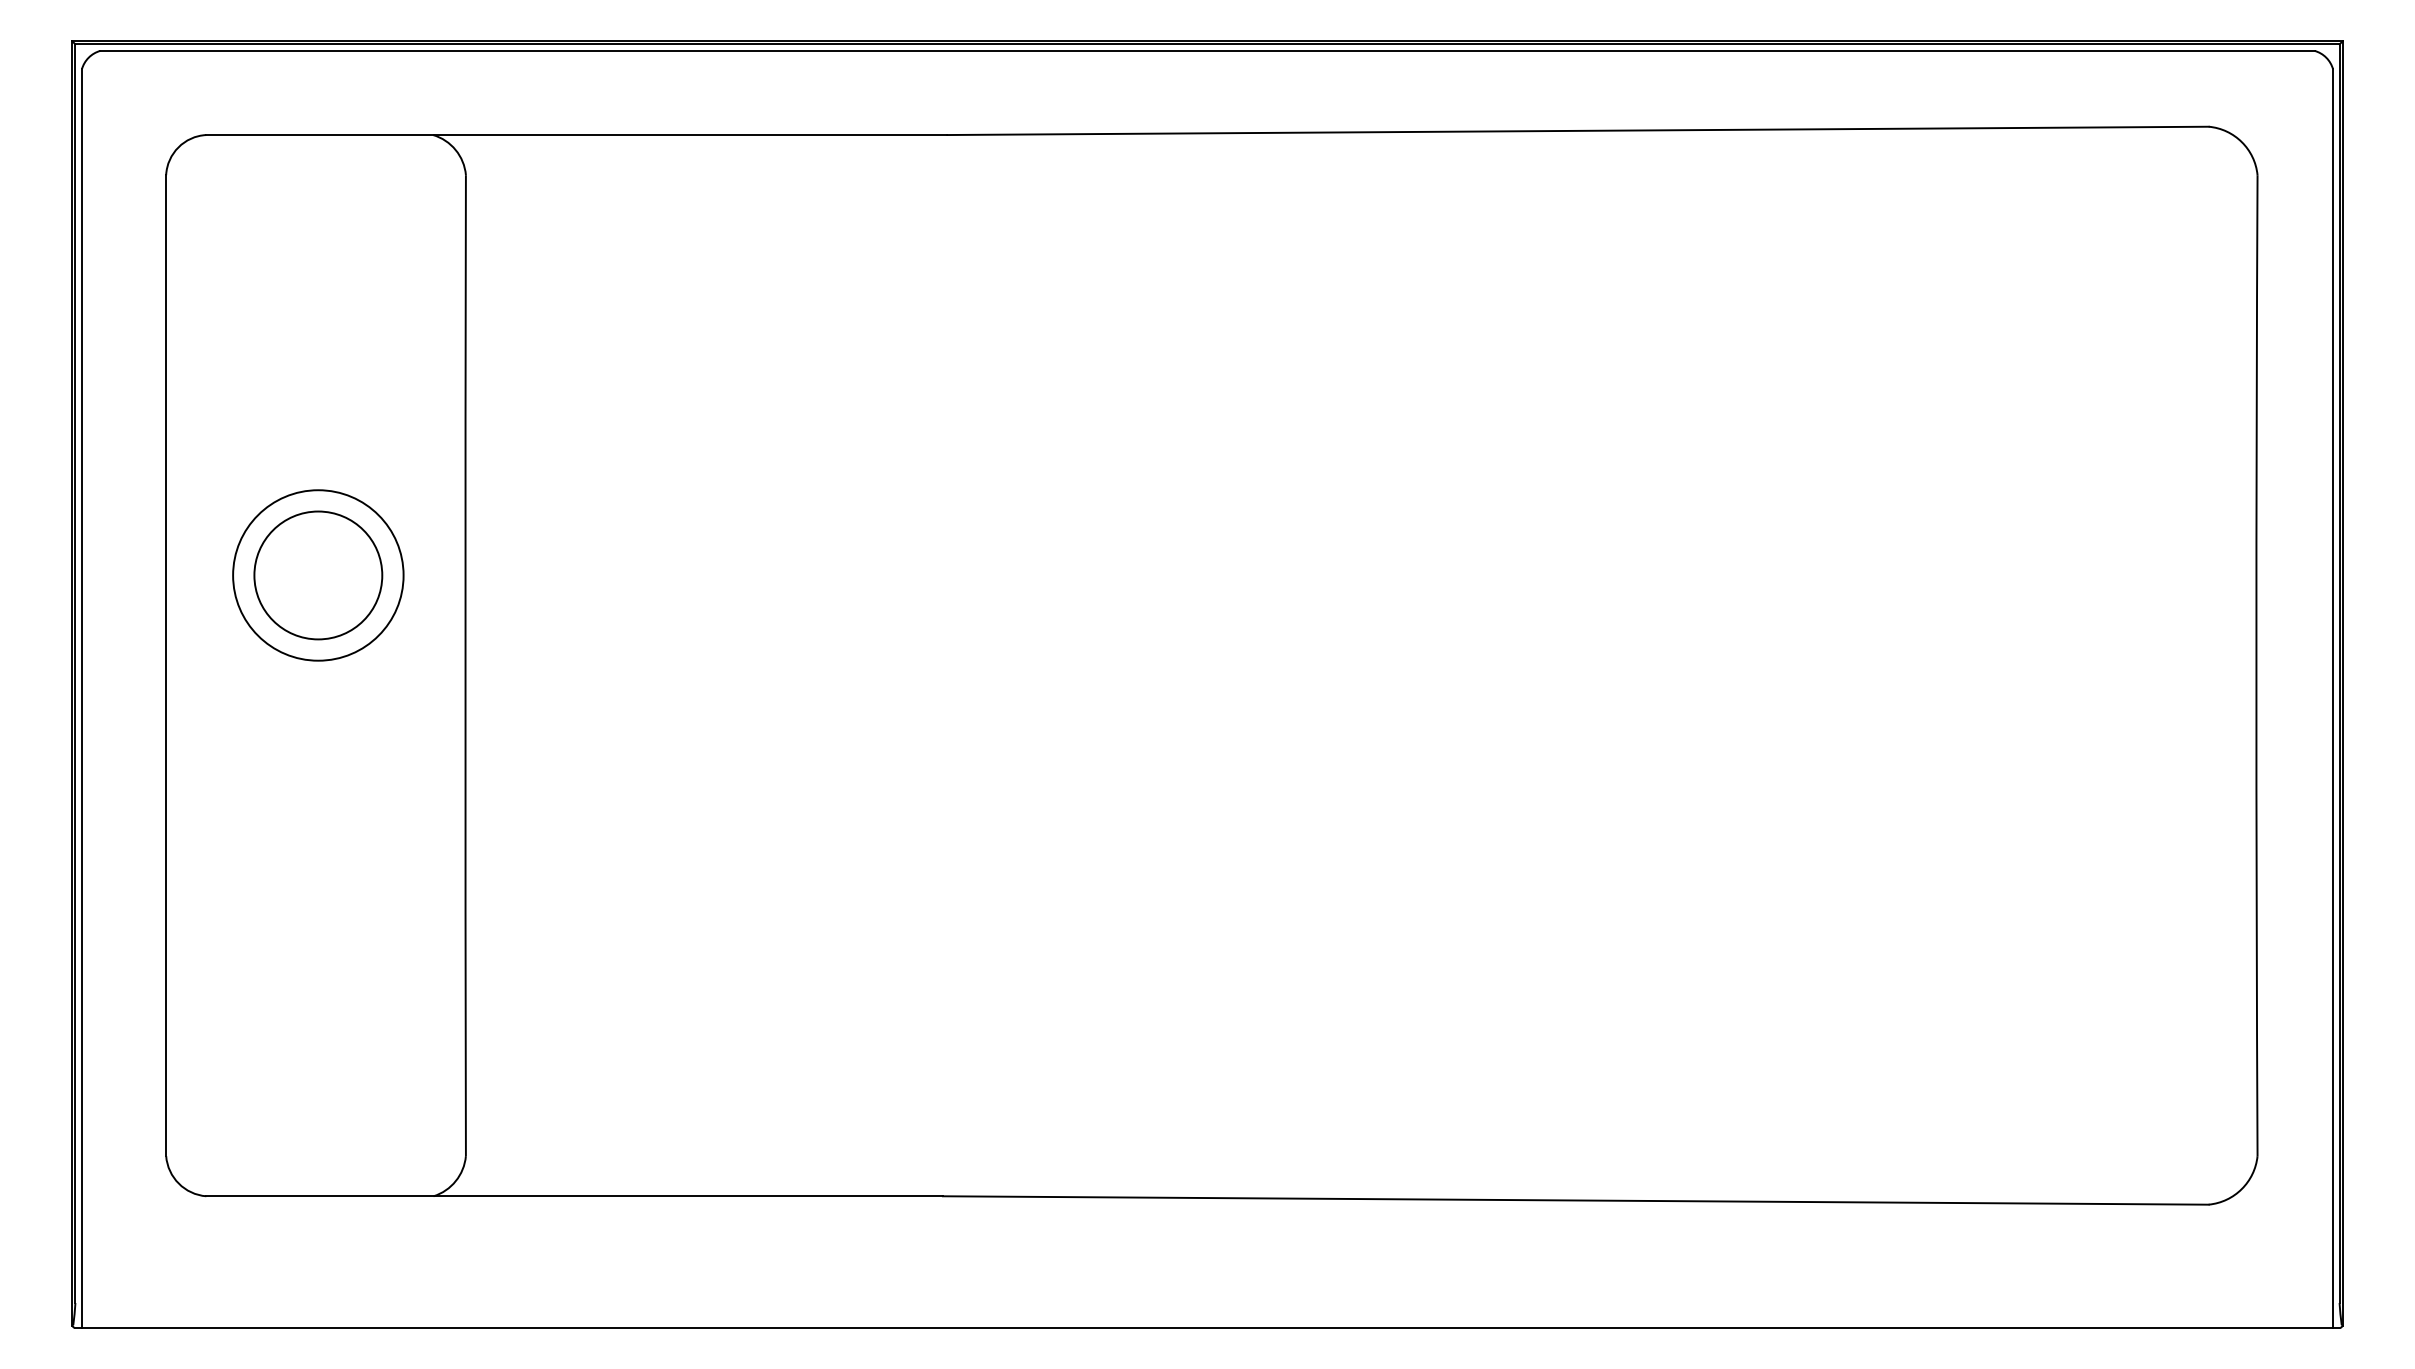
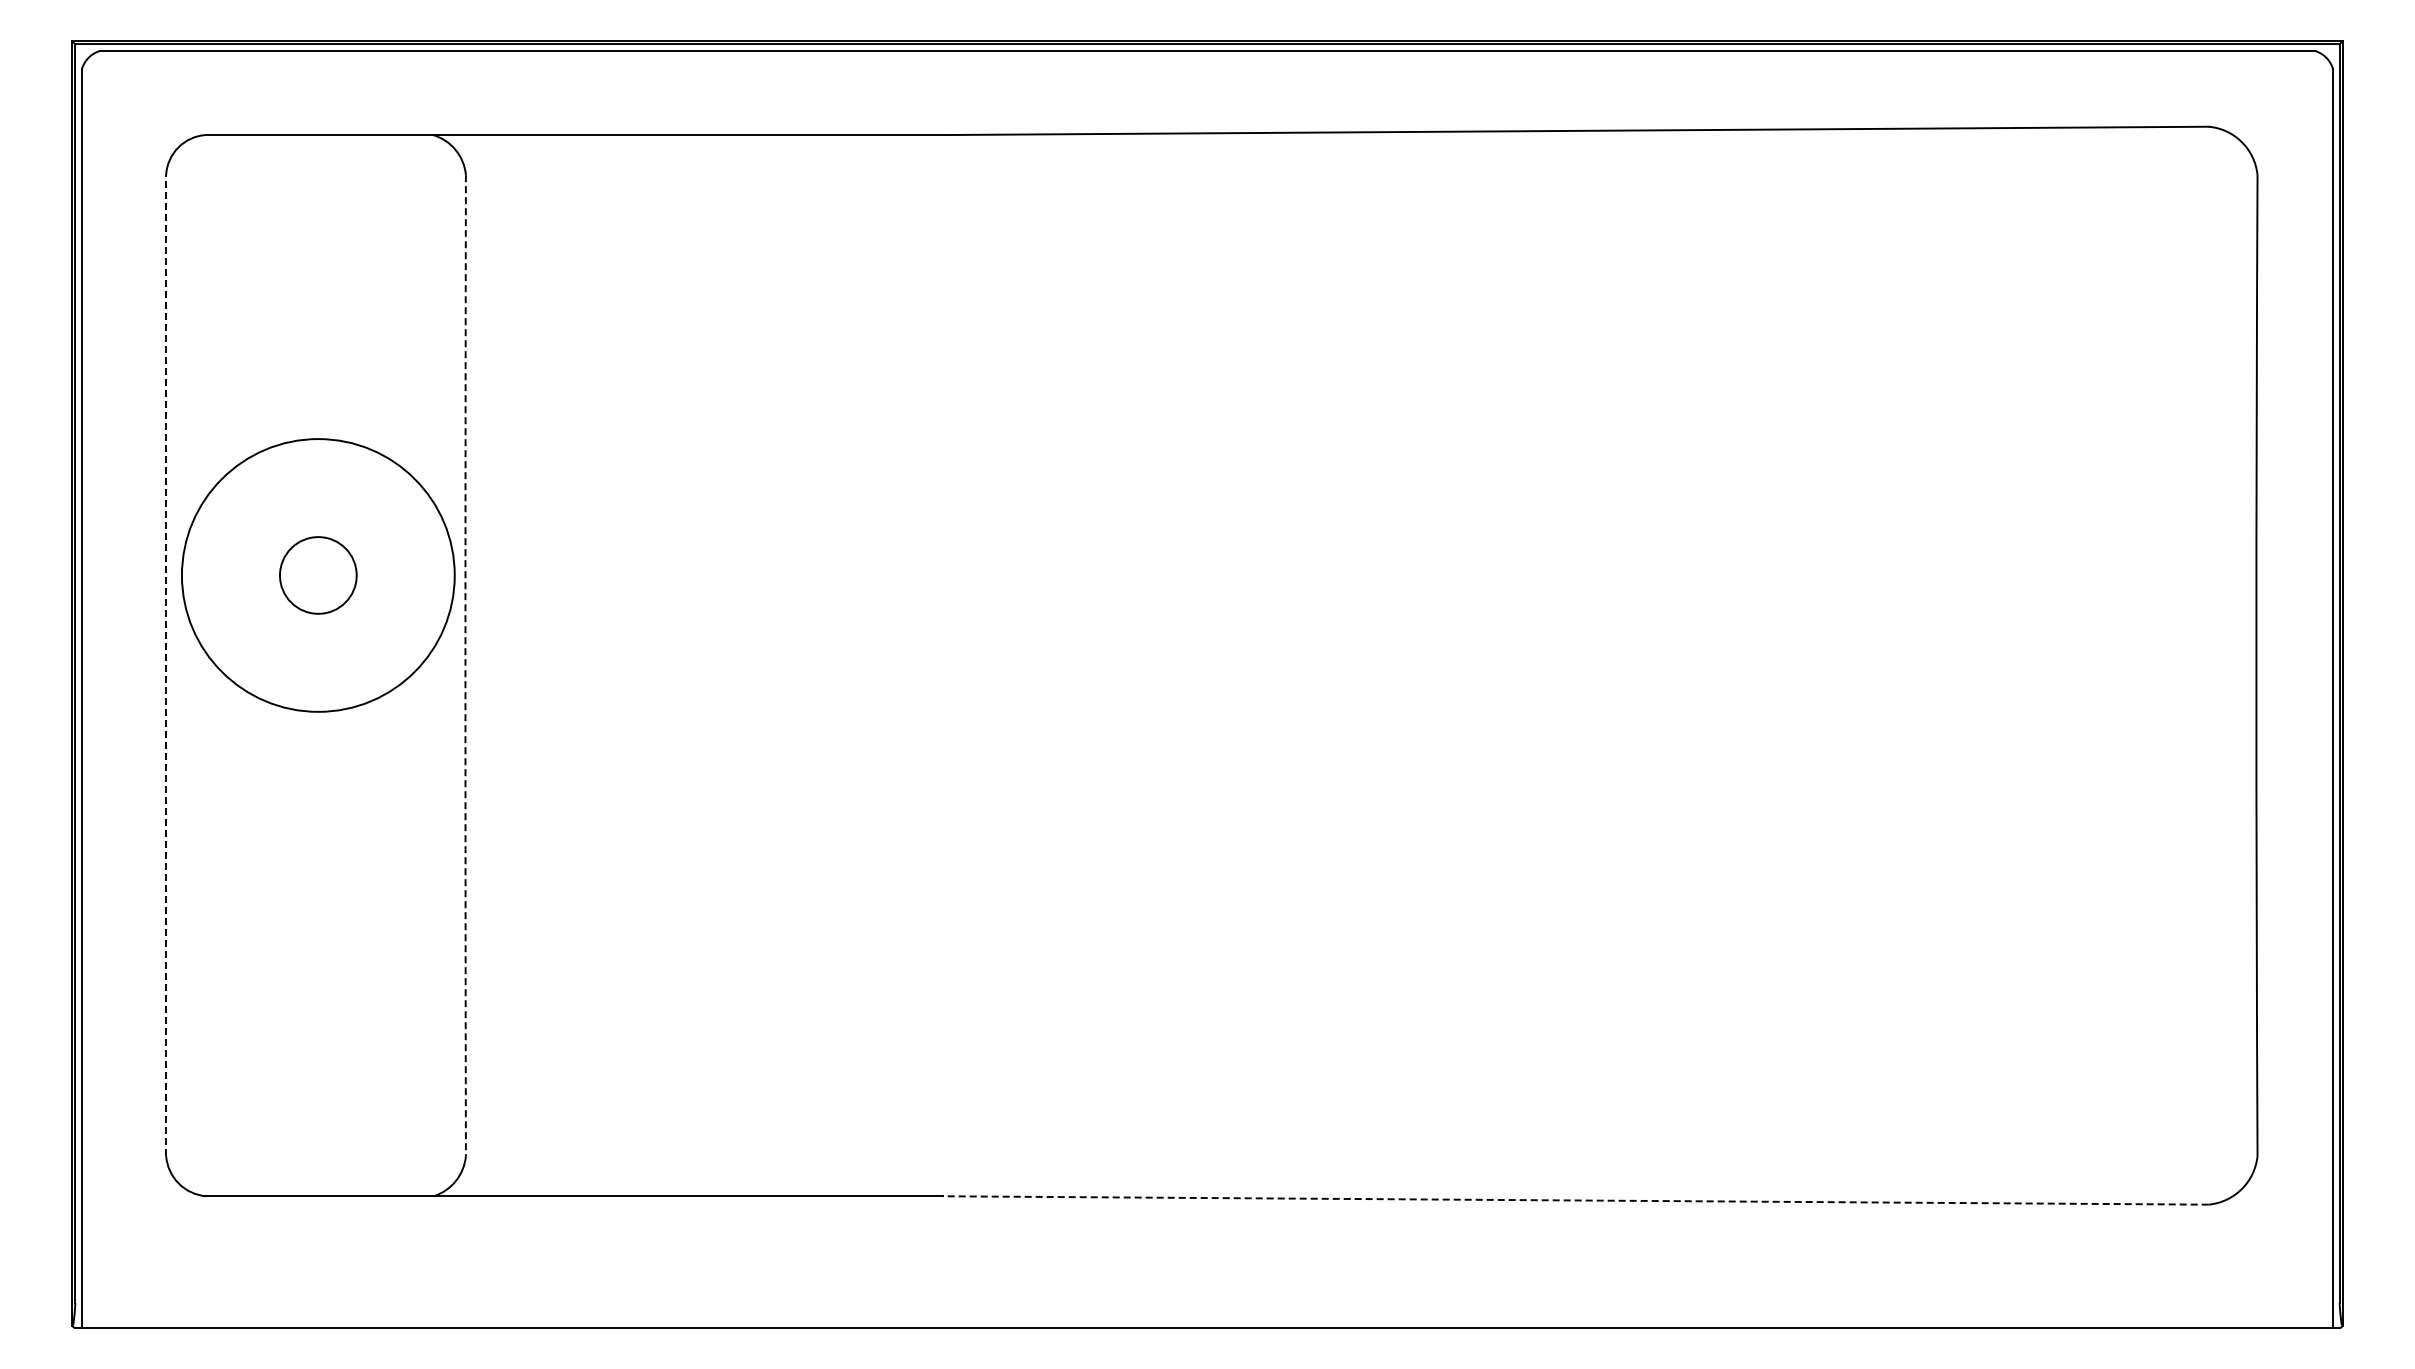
circle diameter: 128 px -> 77 px (317, 575)
circle diameter: 170 px -> 273 px (317, 575)
line: solid -> dashed (166, 665)
arc: solid -> dashed (465, 665)
line: solid -> dashed (1575, 1200)
